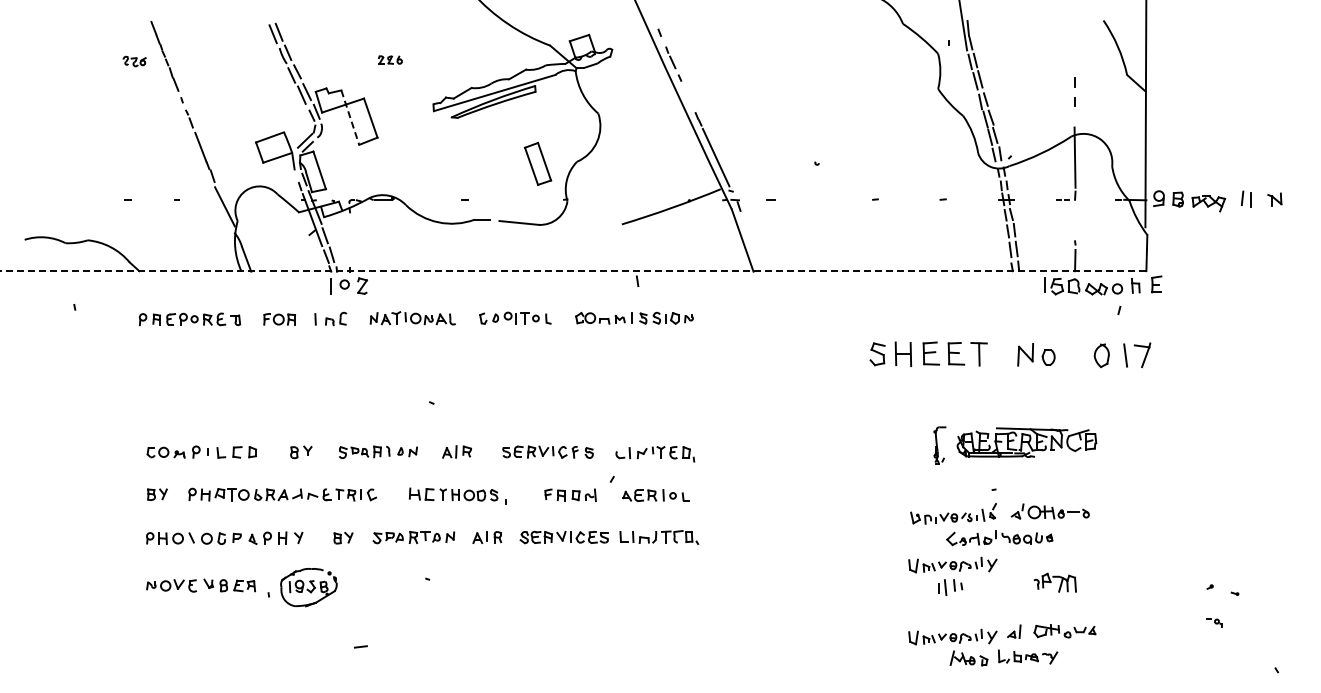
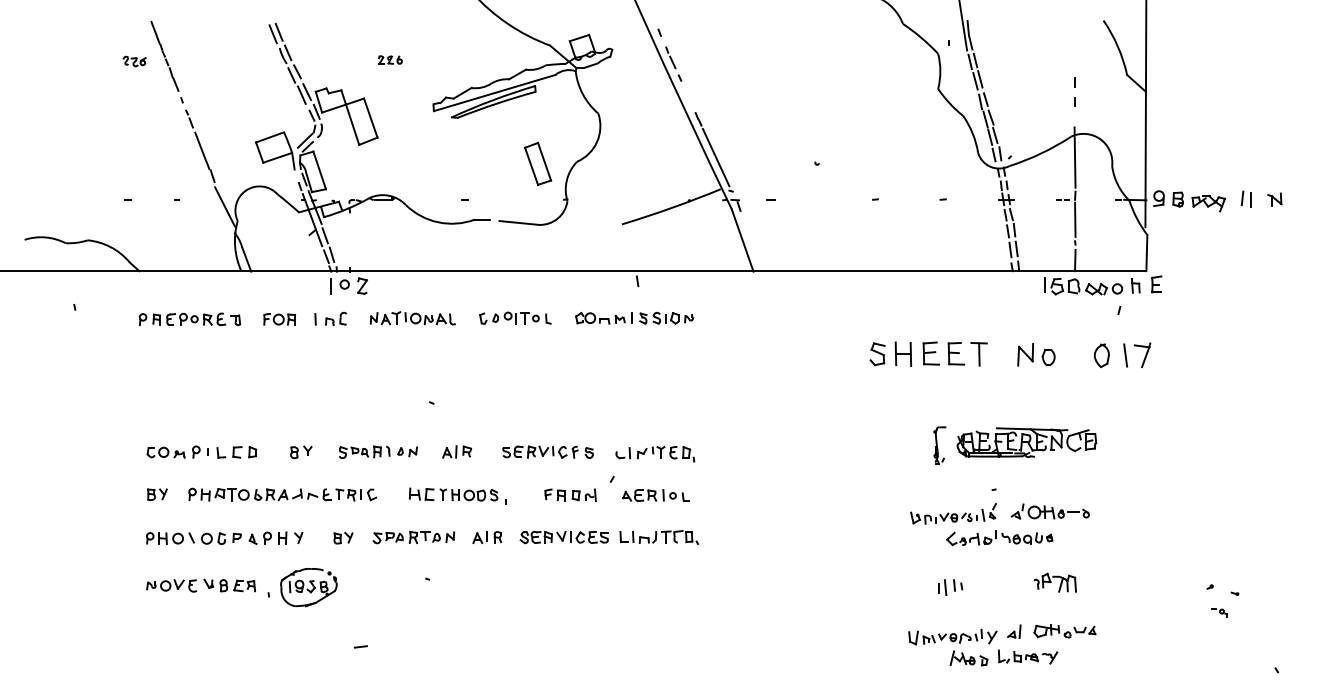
line: dashed -> solid (350, 117)
line: none -> present (1075, 219)
line: dashed -> solid (573, 271)
part: present -> none (952, 564)
part position: (1214, 622) -> (1219, 612) (1219, 612)
